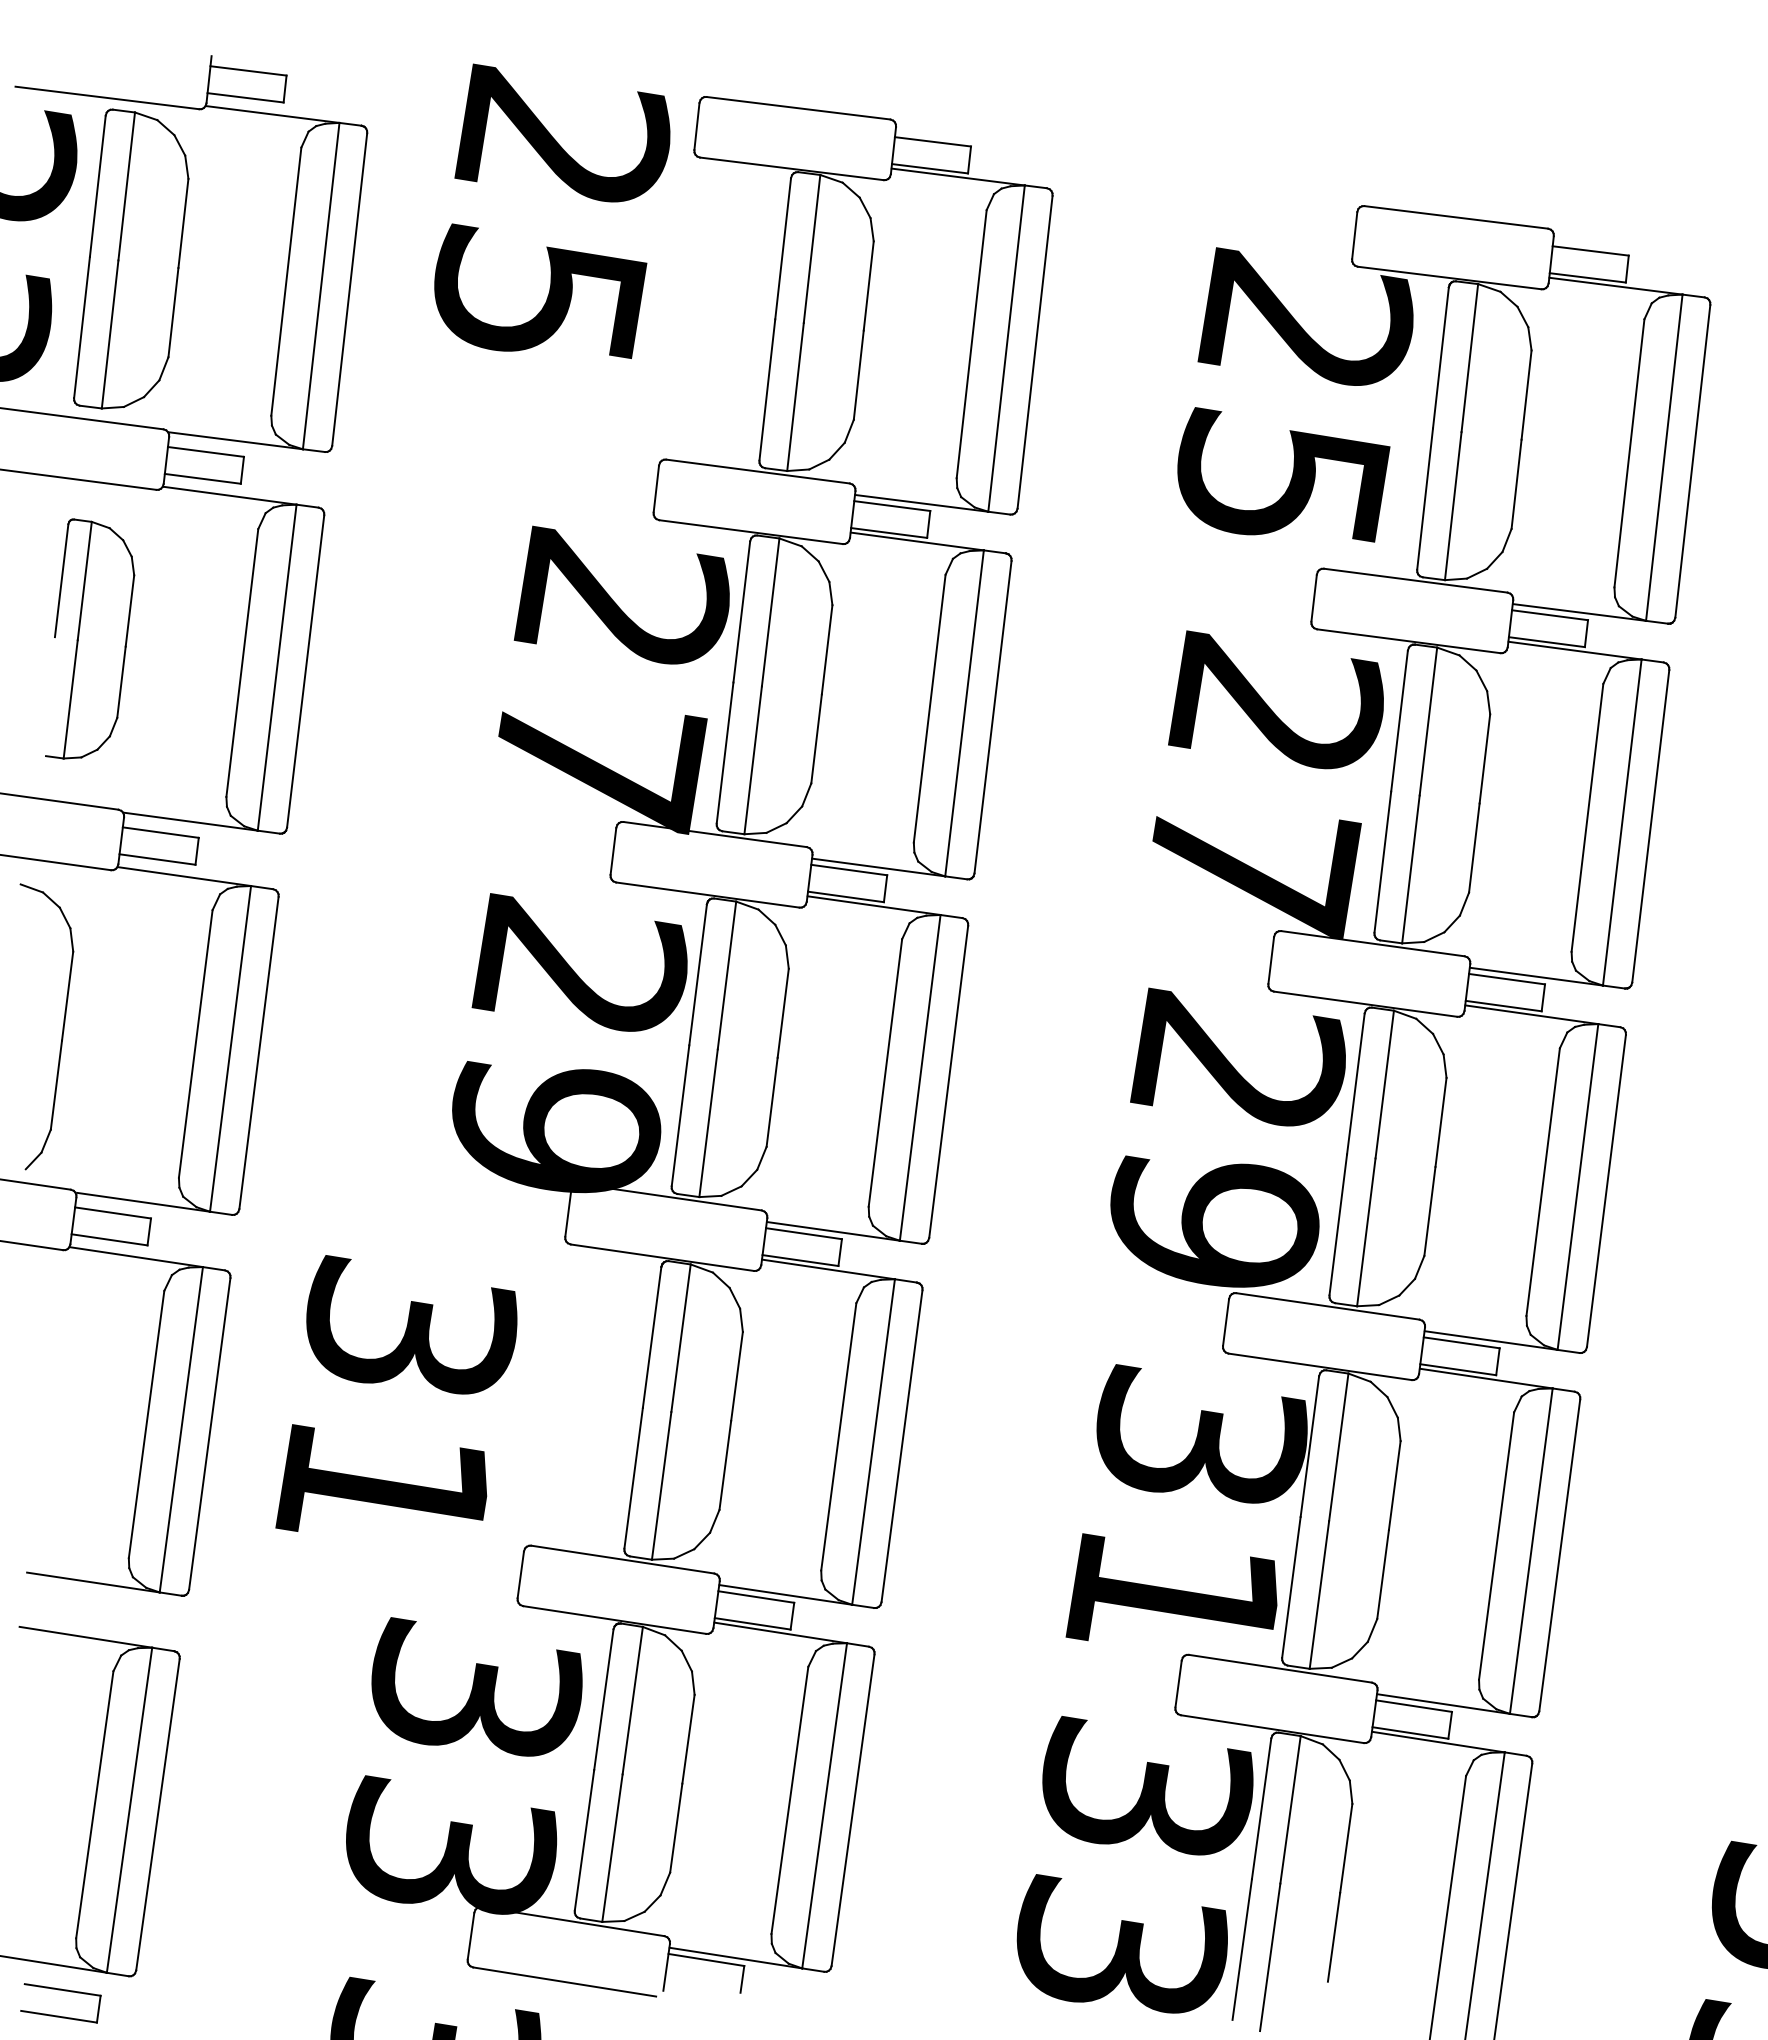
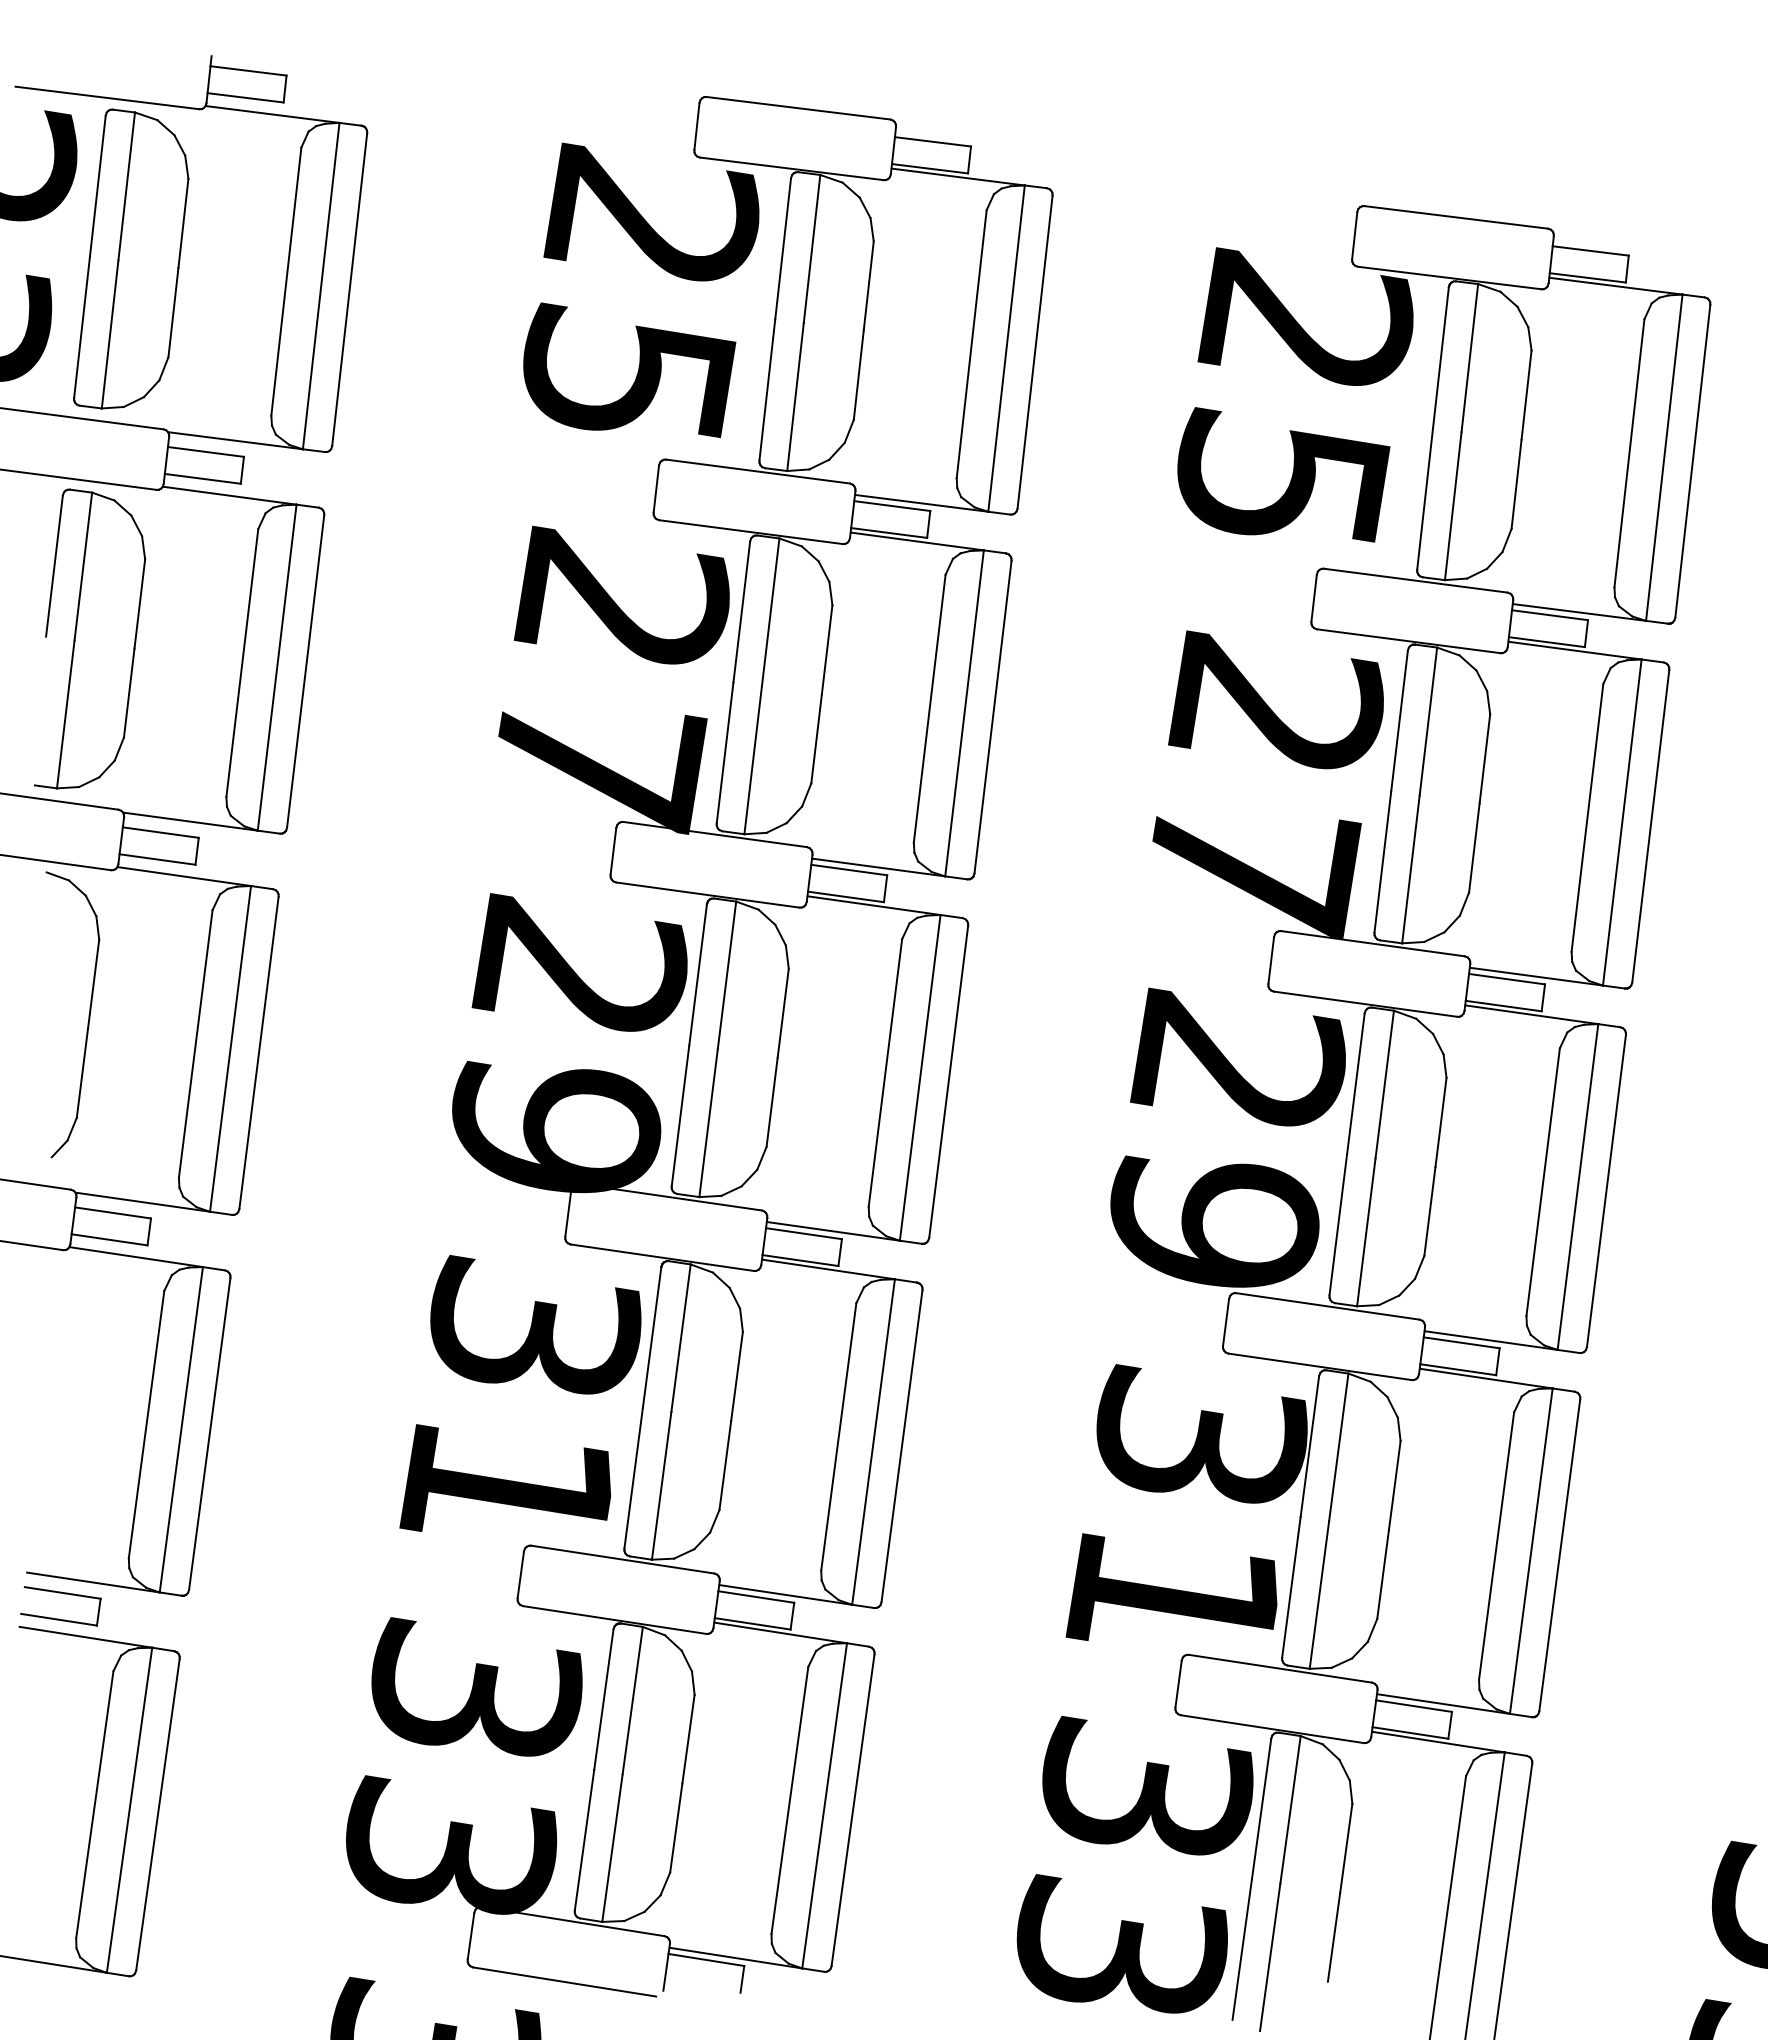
text position: (552, 210) -> (641, 289) (641, 289)
part size: 91x242 px -> 113x302 px (90, 638)
part position: (62, 1026) -> (88, 1014) (88, 1014)
text position: (396, 1393) -> (520, 1393) (520, 1393)
part position: (59, 2015) -> (59, 1618) (59, 1618)
